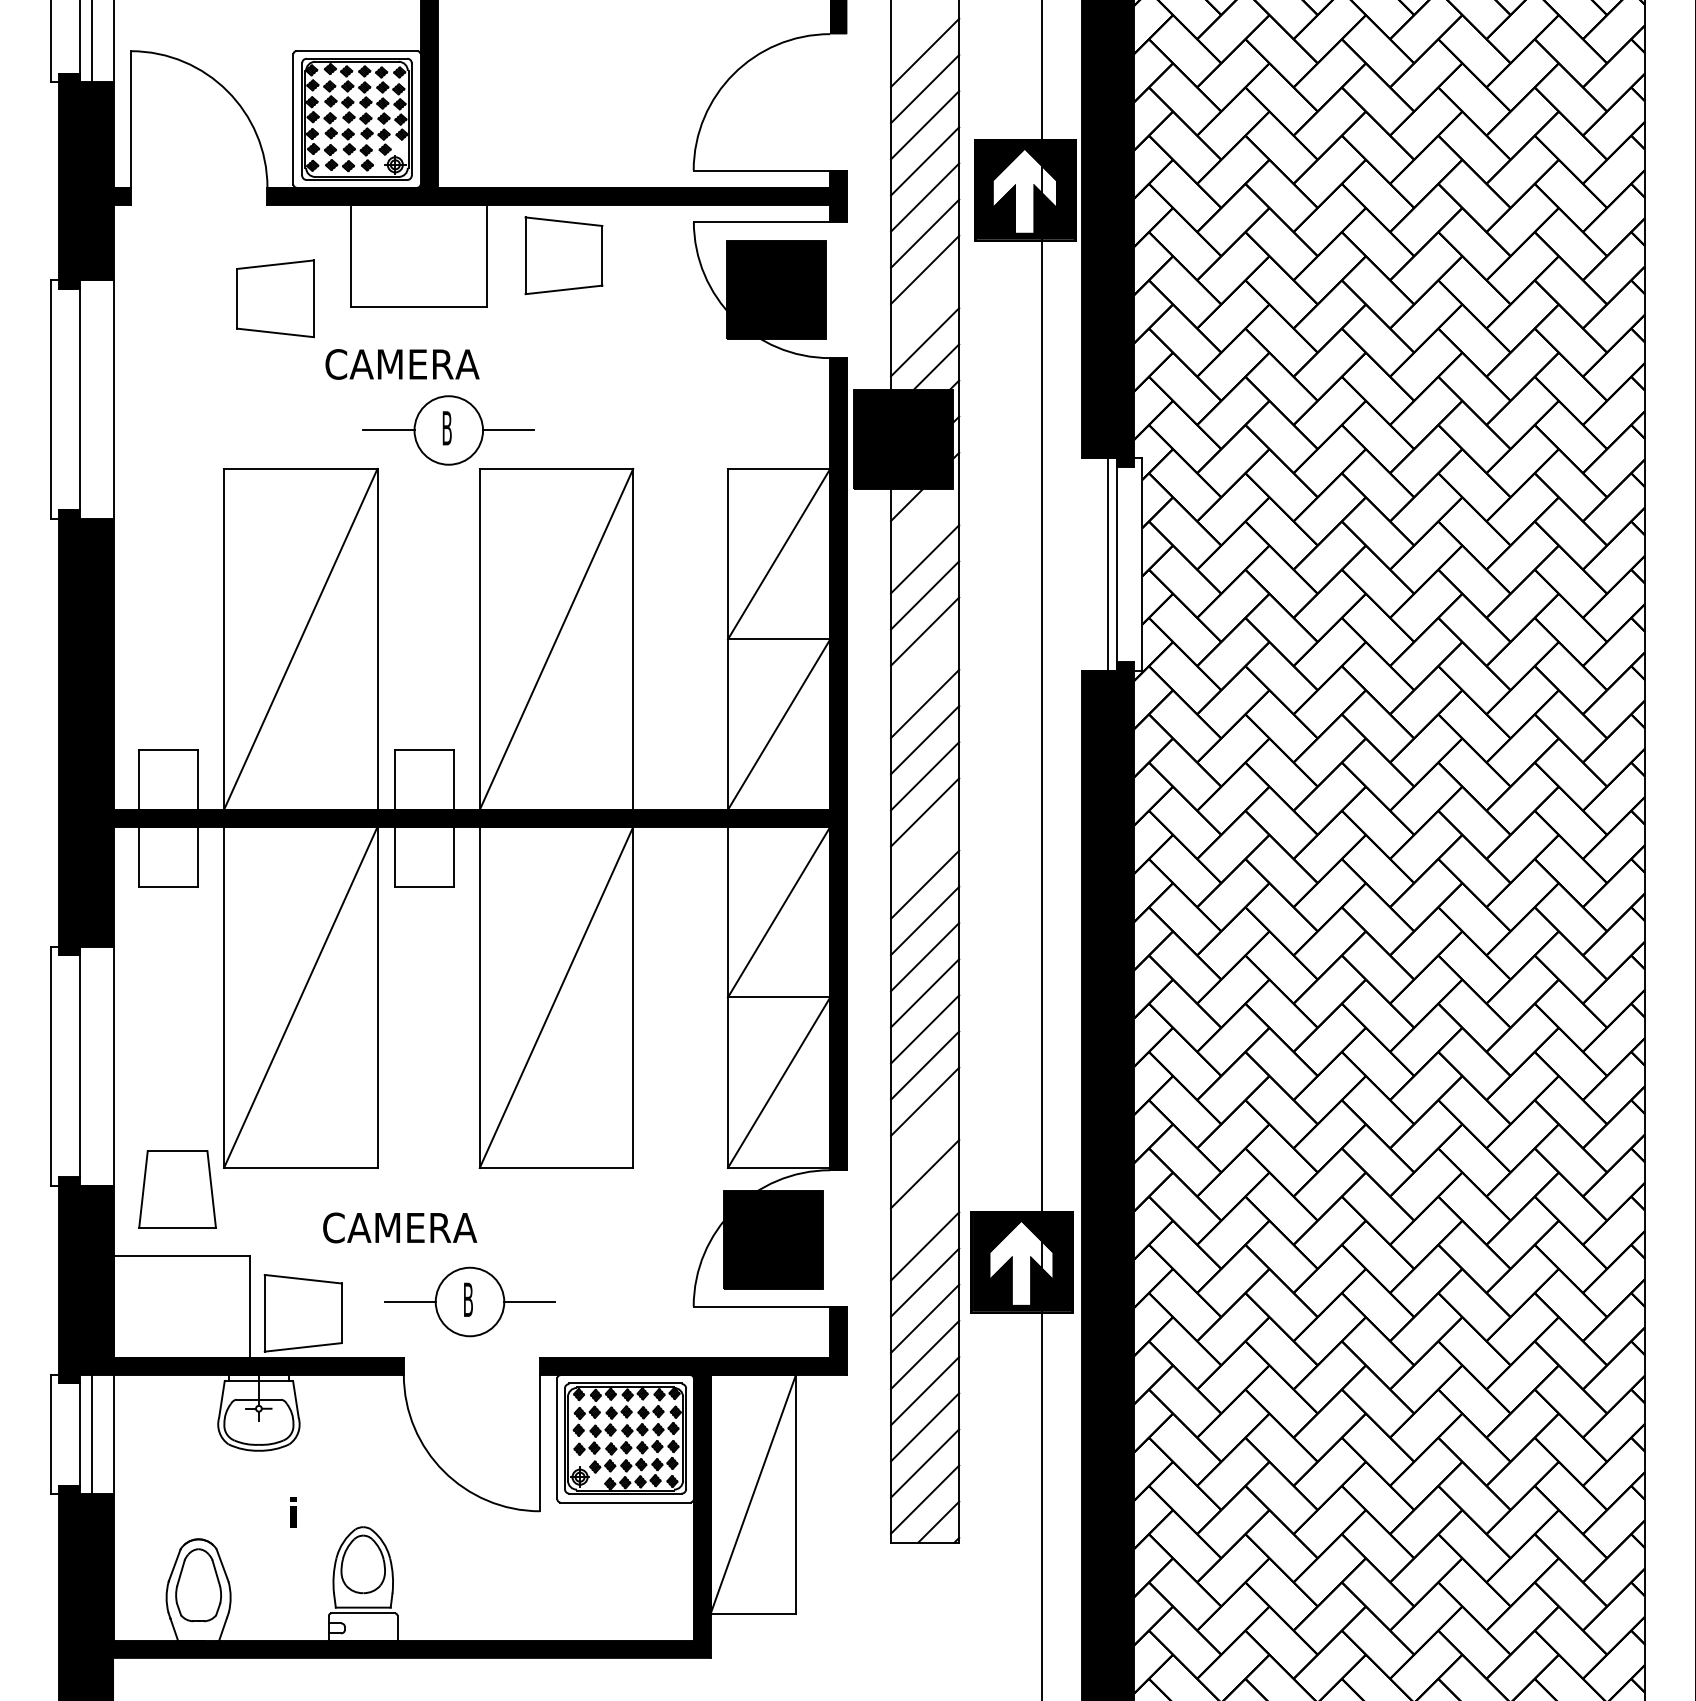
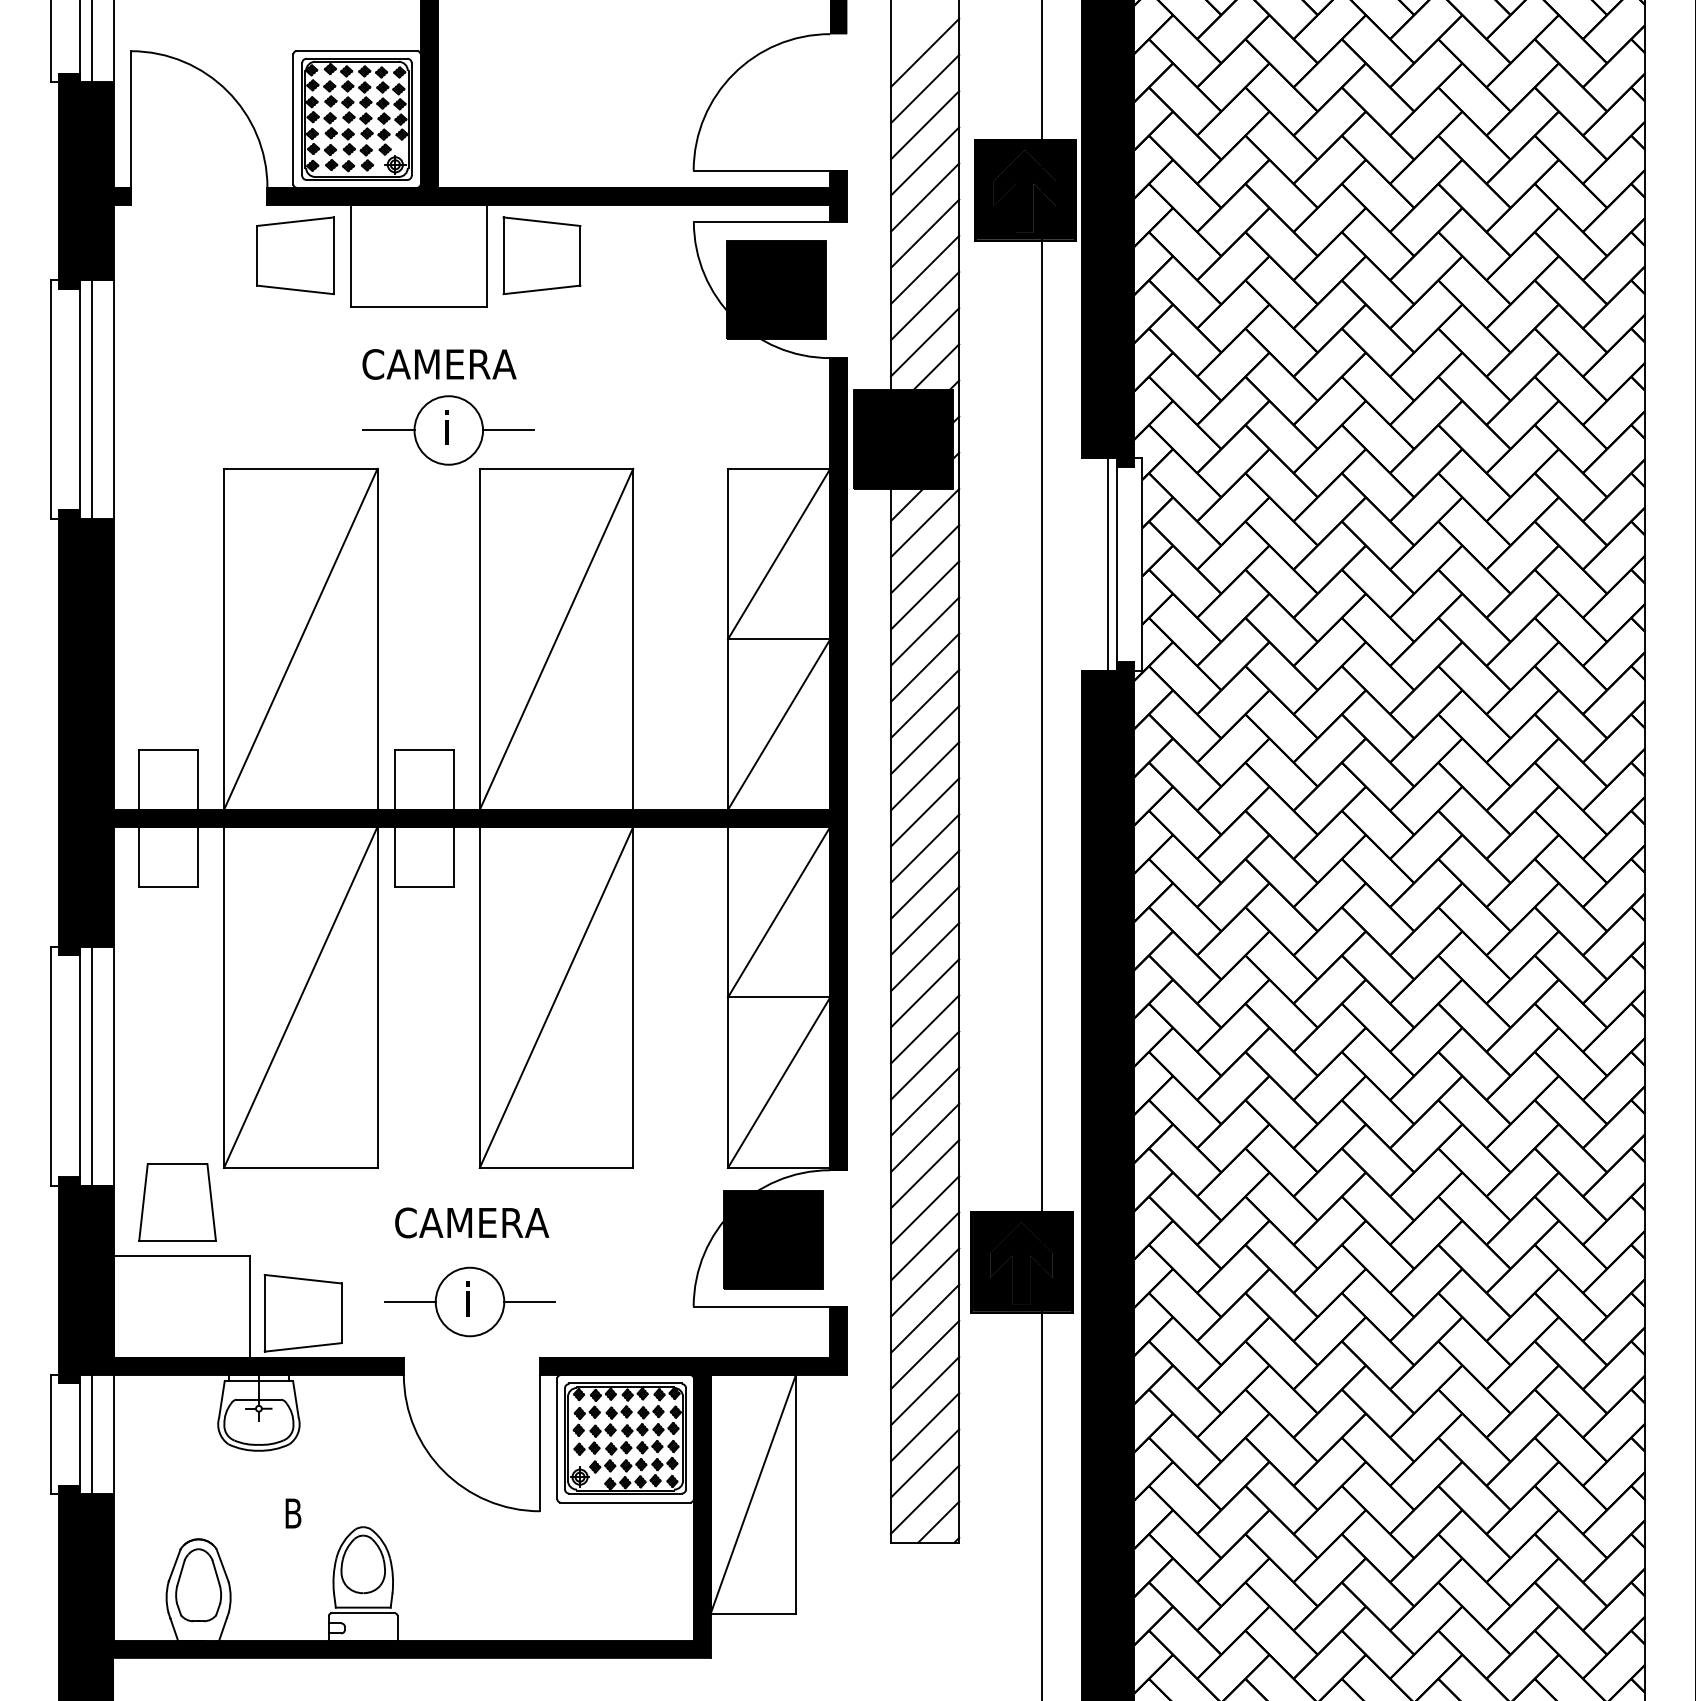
fill: none -> present (1024, 190)
part position: (563, 255) -> (541, 255) (541, 255)
part position: (275, 298) -> (295, 255) (295, 255)
line: none -> present (925, 306)
text position: (402, 364) -> (439, 364) (439, 364)
line: none -> present (91, 399)
text: B -> i (446, 427)
line: none -> present (925, 523)
line: none -> present (925, 667)
line: none -> present (925, 848)
line: none -> present (91, 1065)
line: none -> present (925, 1137)
part position: (177, 1189) -> (177, 1202) (177, 1202)
line: none -> present (925, 1210)
text position: (400, 1227) -> (472, 1222) (472, 1222)
fill: none -> present (1021, 1262)
text: B -> i (468, 1298)
text: i -> B (293, 1512)
